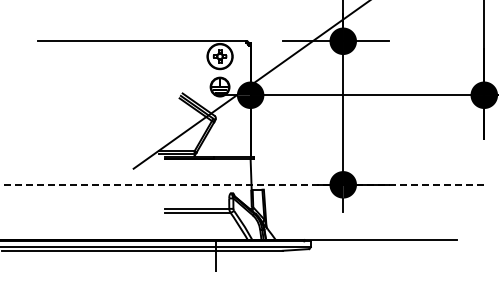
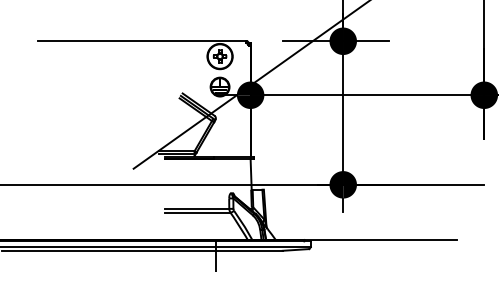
line: dashed -> solid (242, 184)
